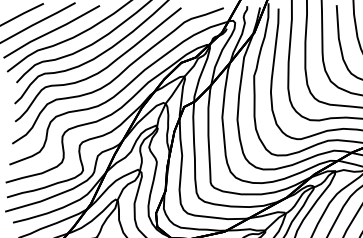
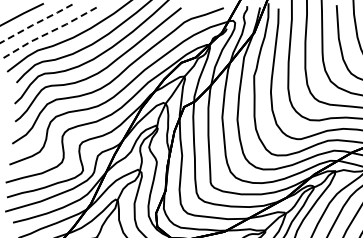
line: solid -> dashed (38, 22)
line: solid -> dashed (51, 31)
